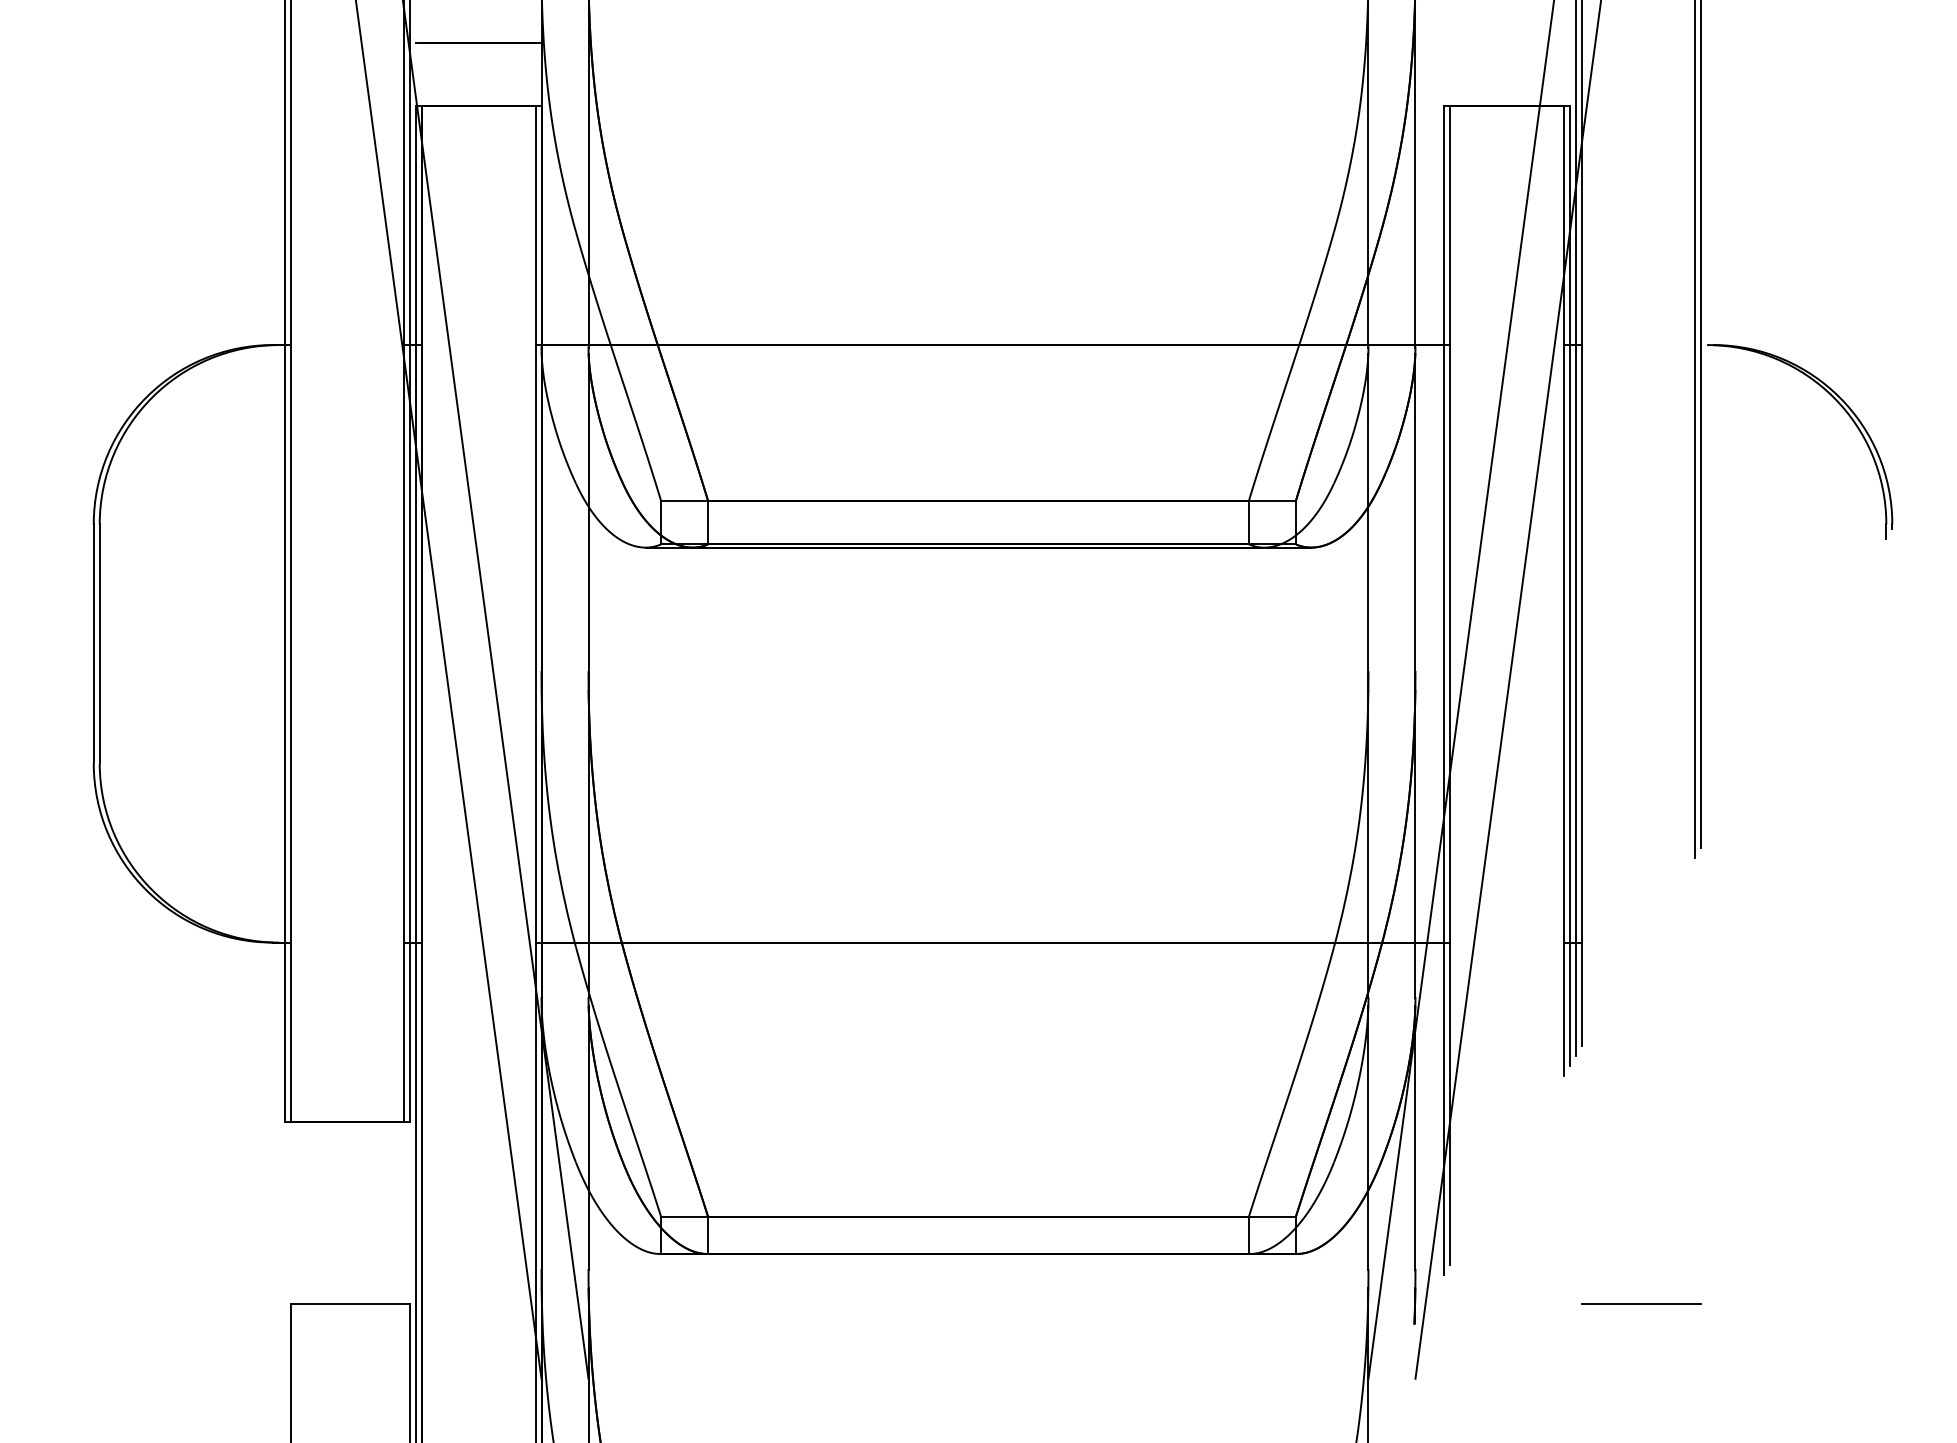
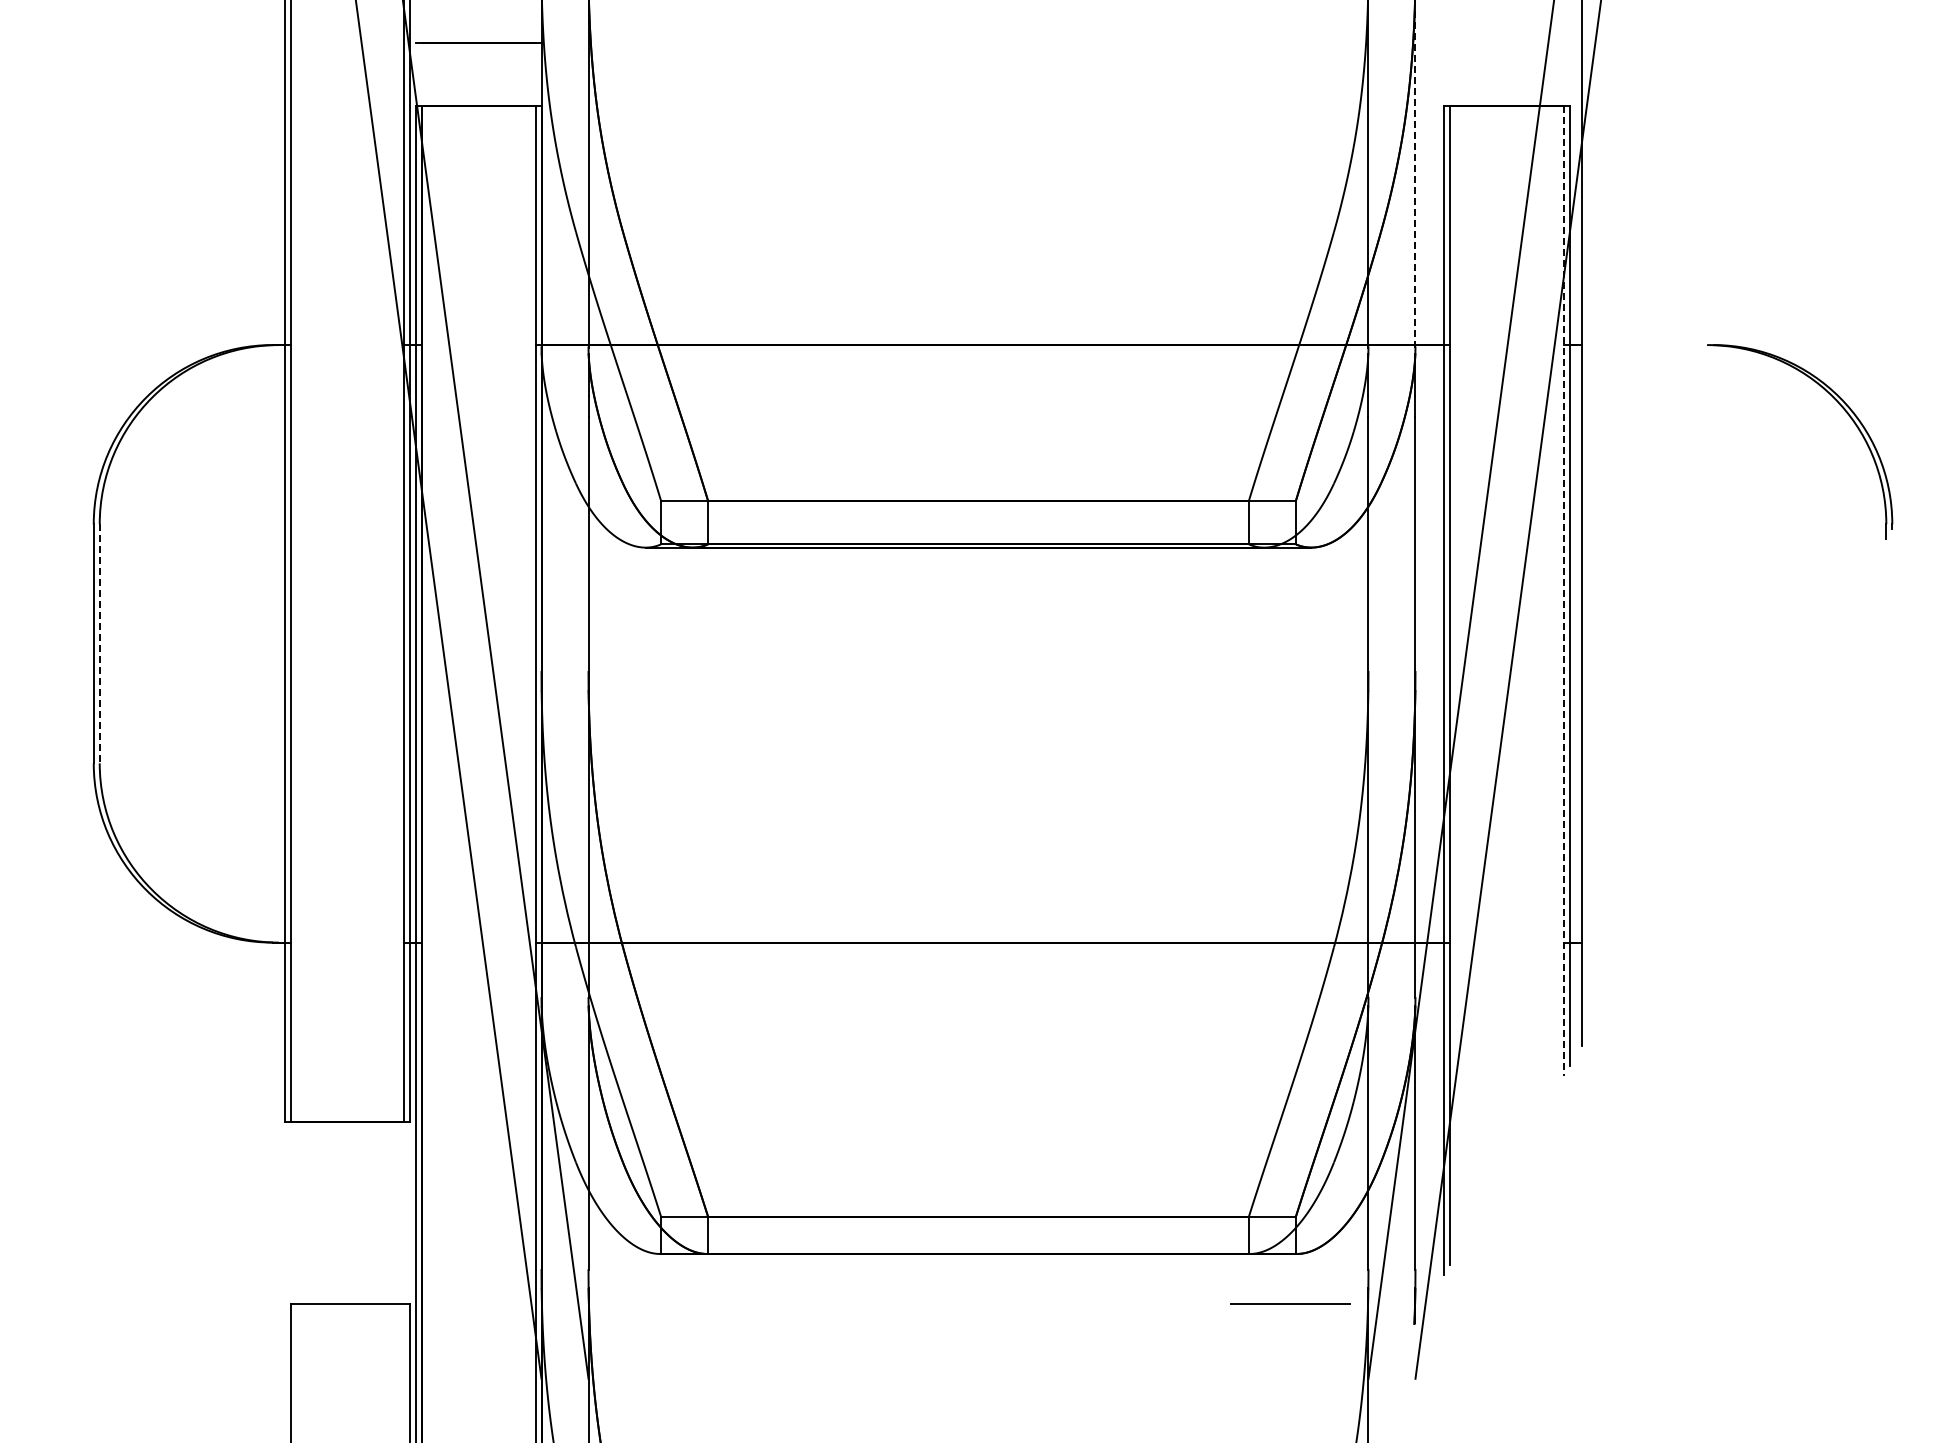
line: solid -> dashed (1415, 173)
line: present -> none (1701, 424)
line: present -> none (1695, 429)
line: present -> none (1575, 529)
line: solid -> dashed (1563, 591)
line: solid -> dashed (99, 643)
line position: (1641, 1303) -> (1290, 1303) (1290, 1303)
